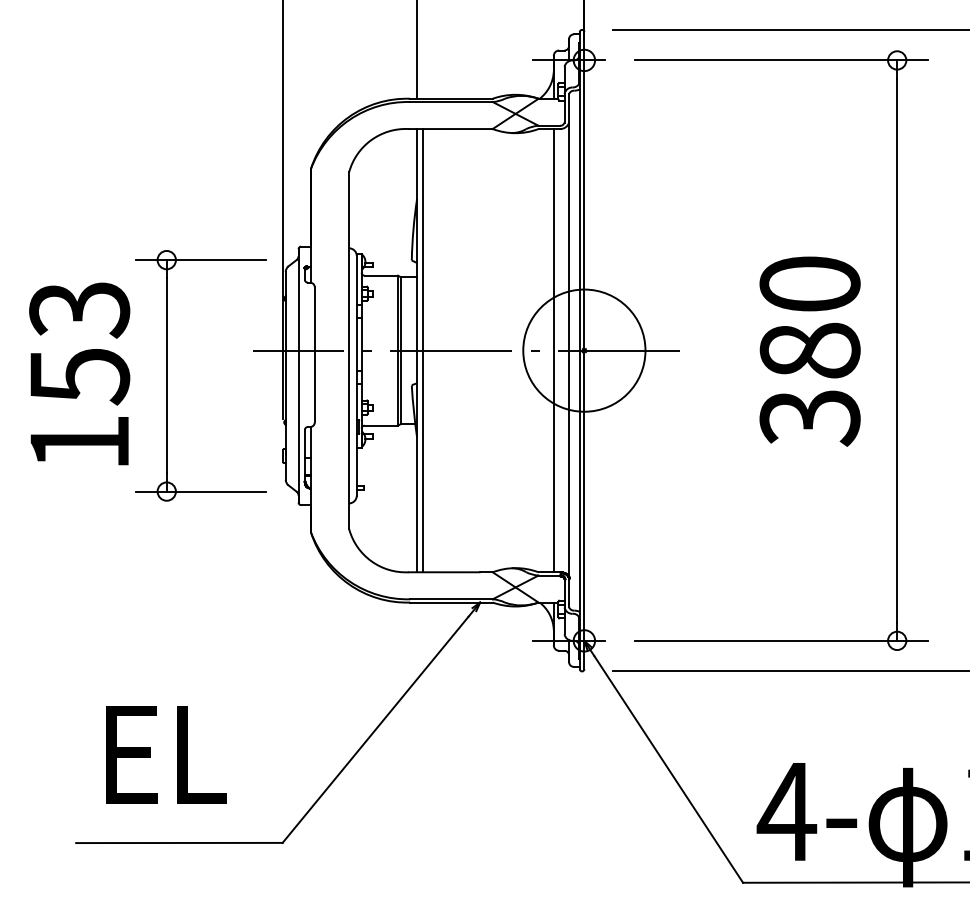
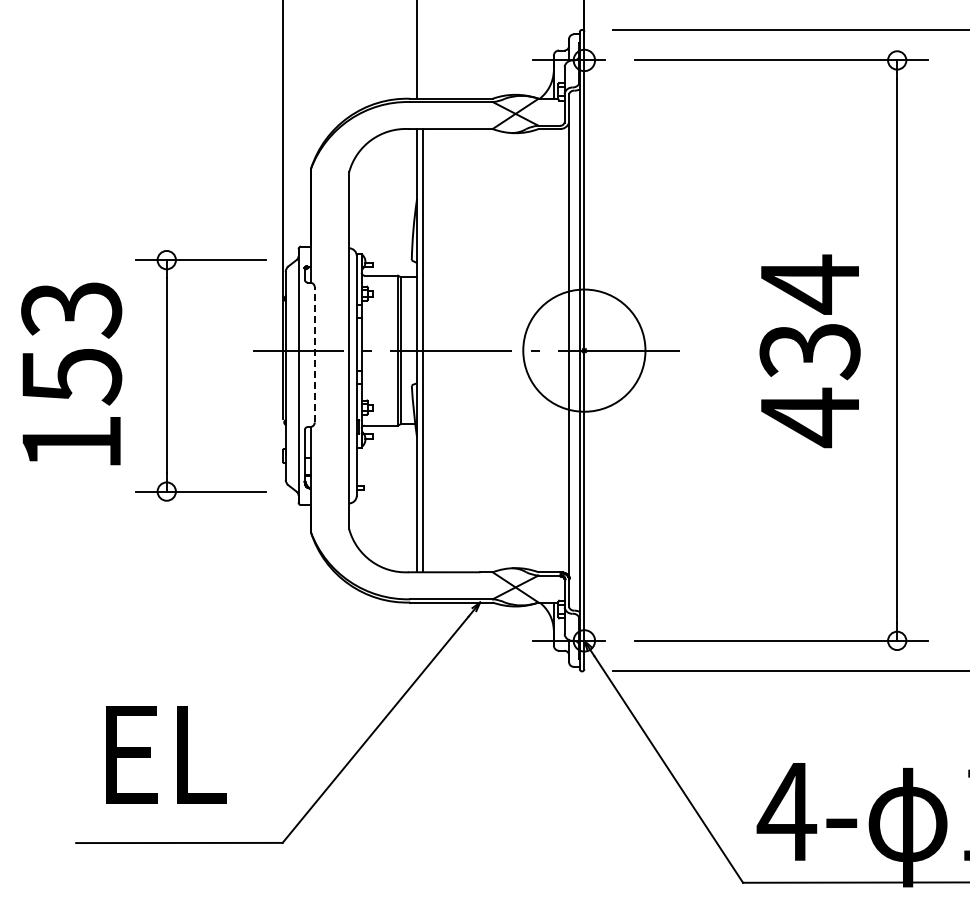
line: present -> none (553, 350)
text: 380 -> 434 (809, 351)
line: solid -> dashed (314, 354)
text position: (79, 373) -> (71, 373) (71, 373)
